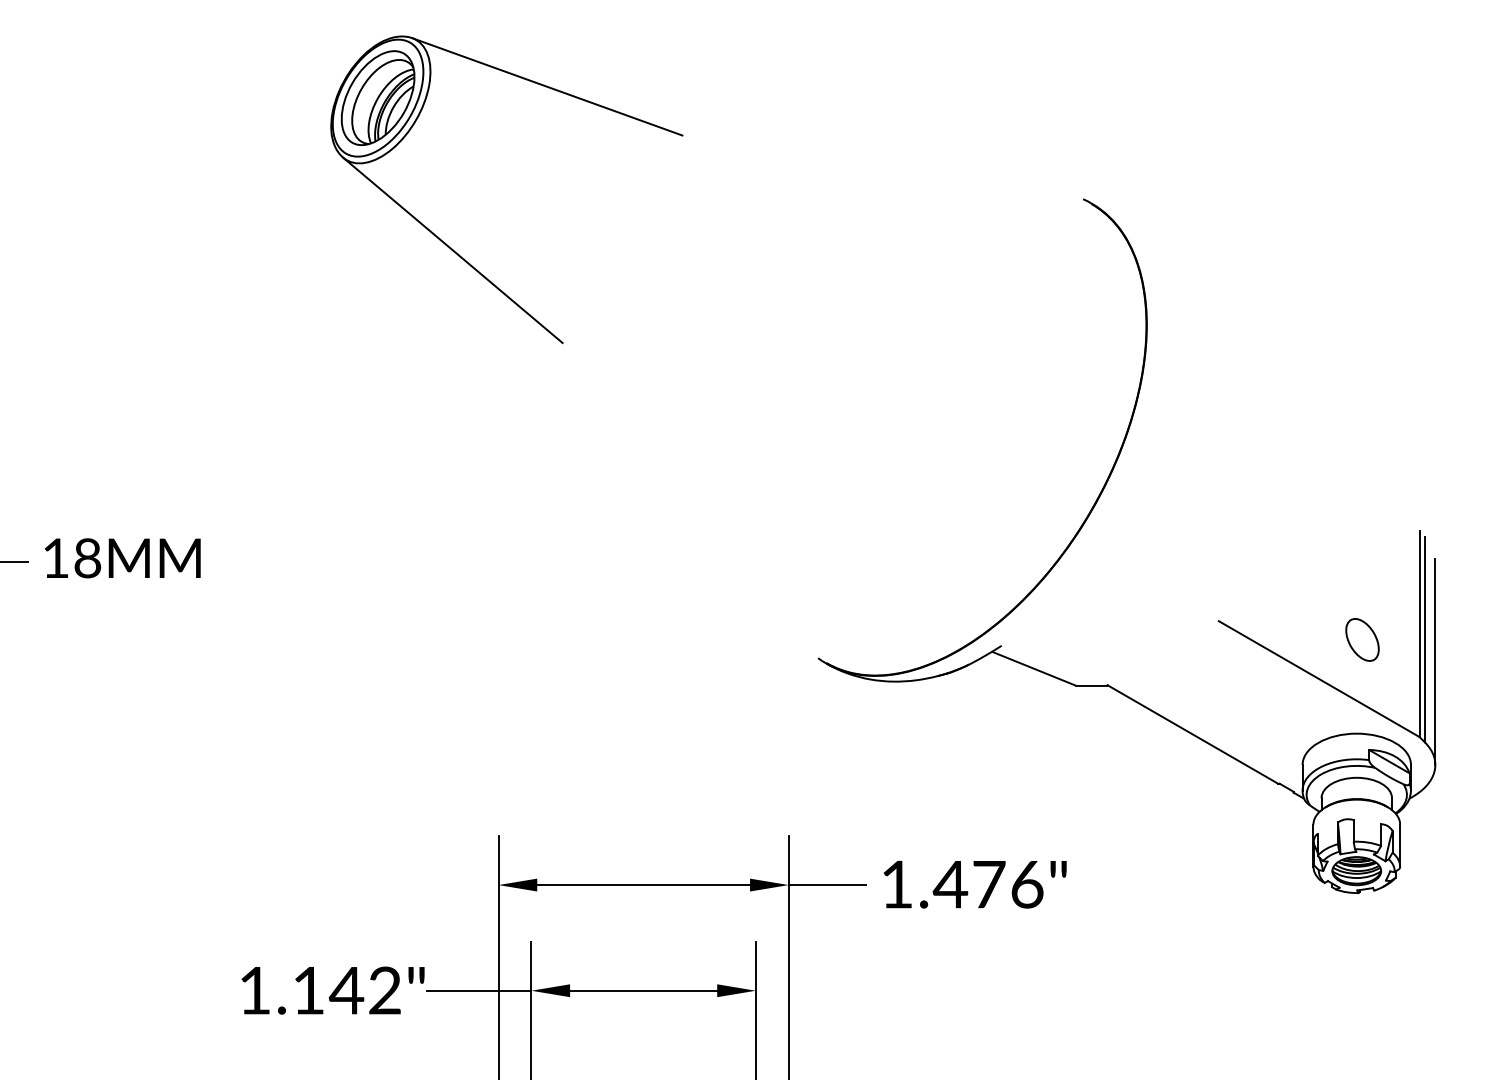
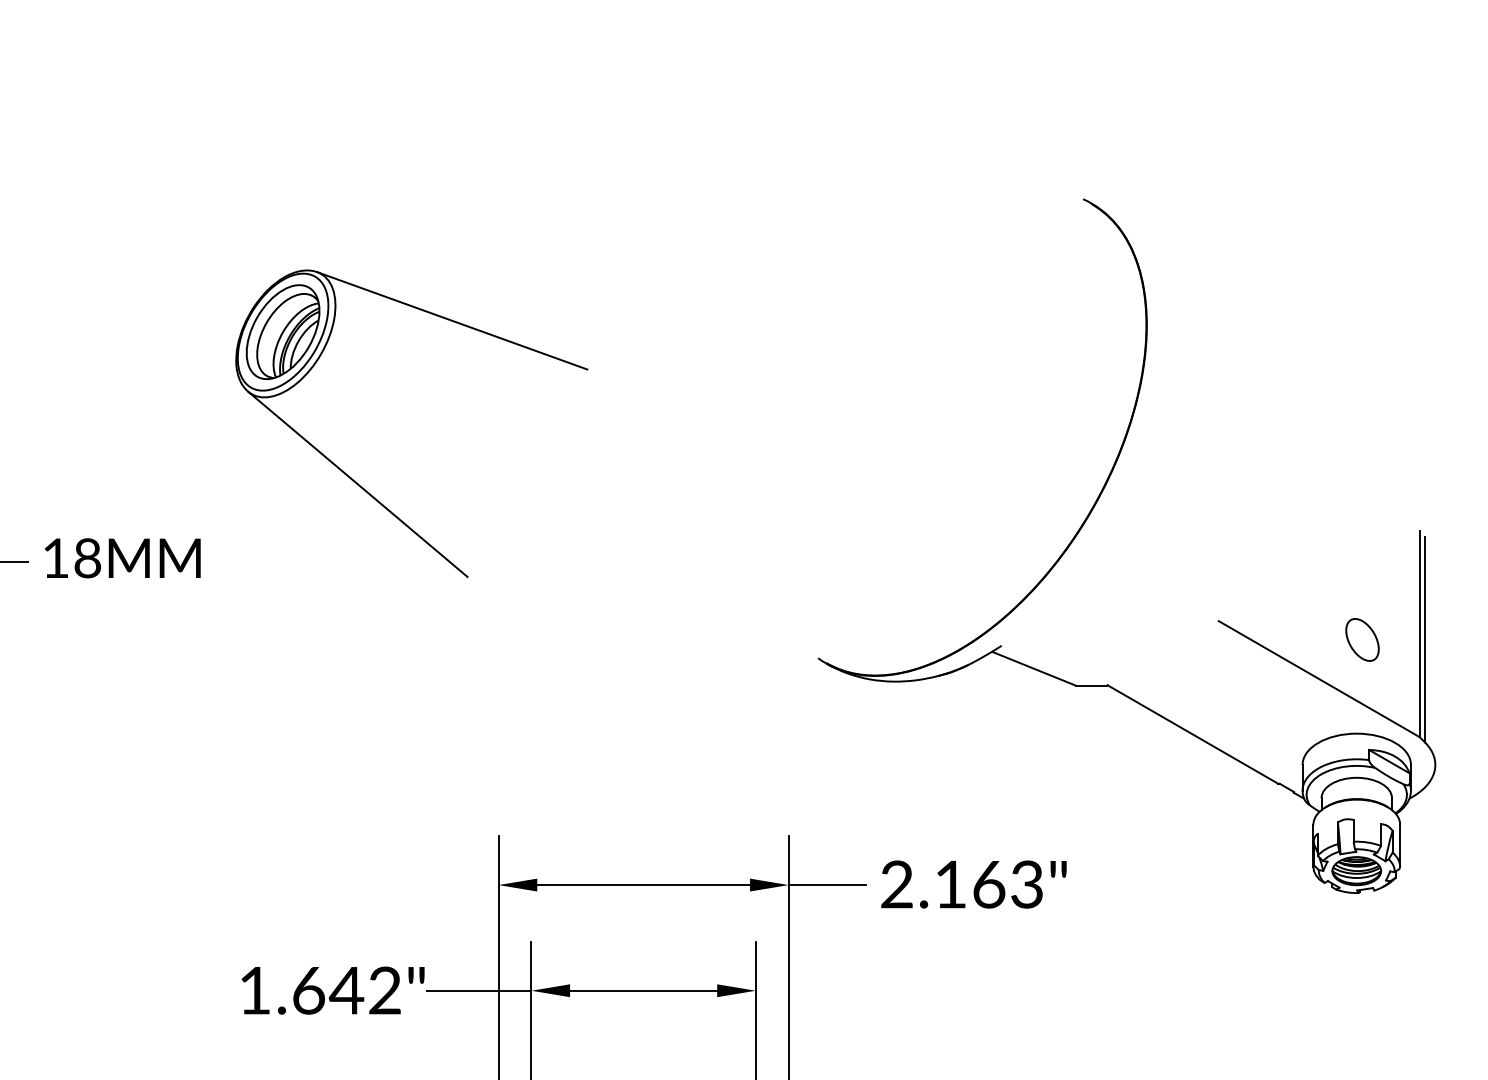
part position: (451, 247) -> (356, 481) (356, 481)
line: present -> none (1435, 661)
text: 1.476" -> 2.163" (962, 884)
text: 1.142" -> 1.642" (308, 990)
